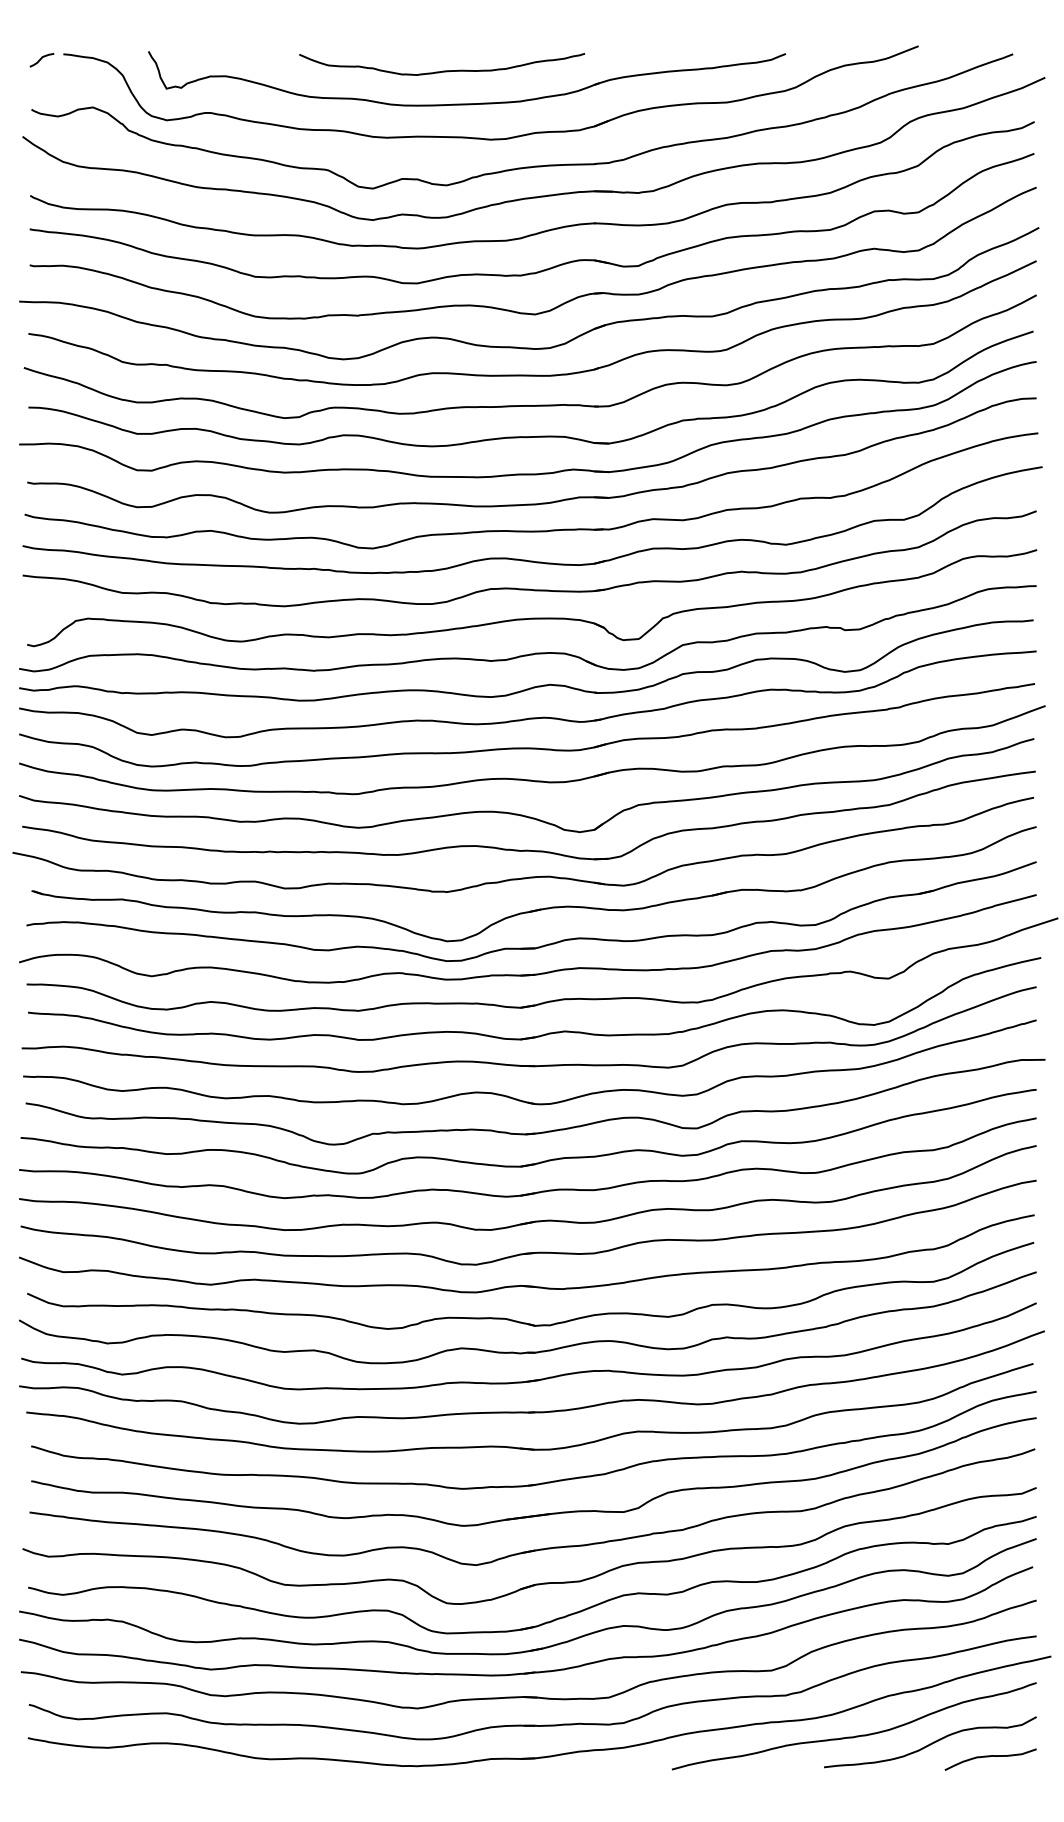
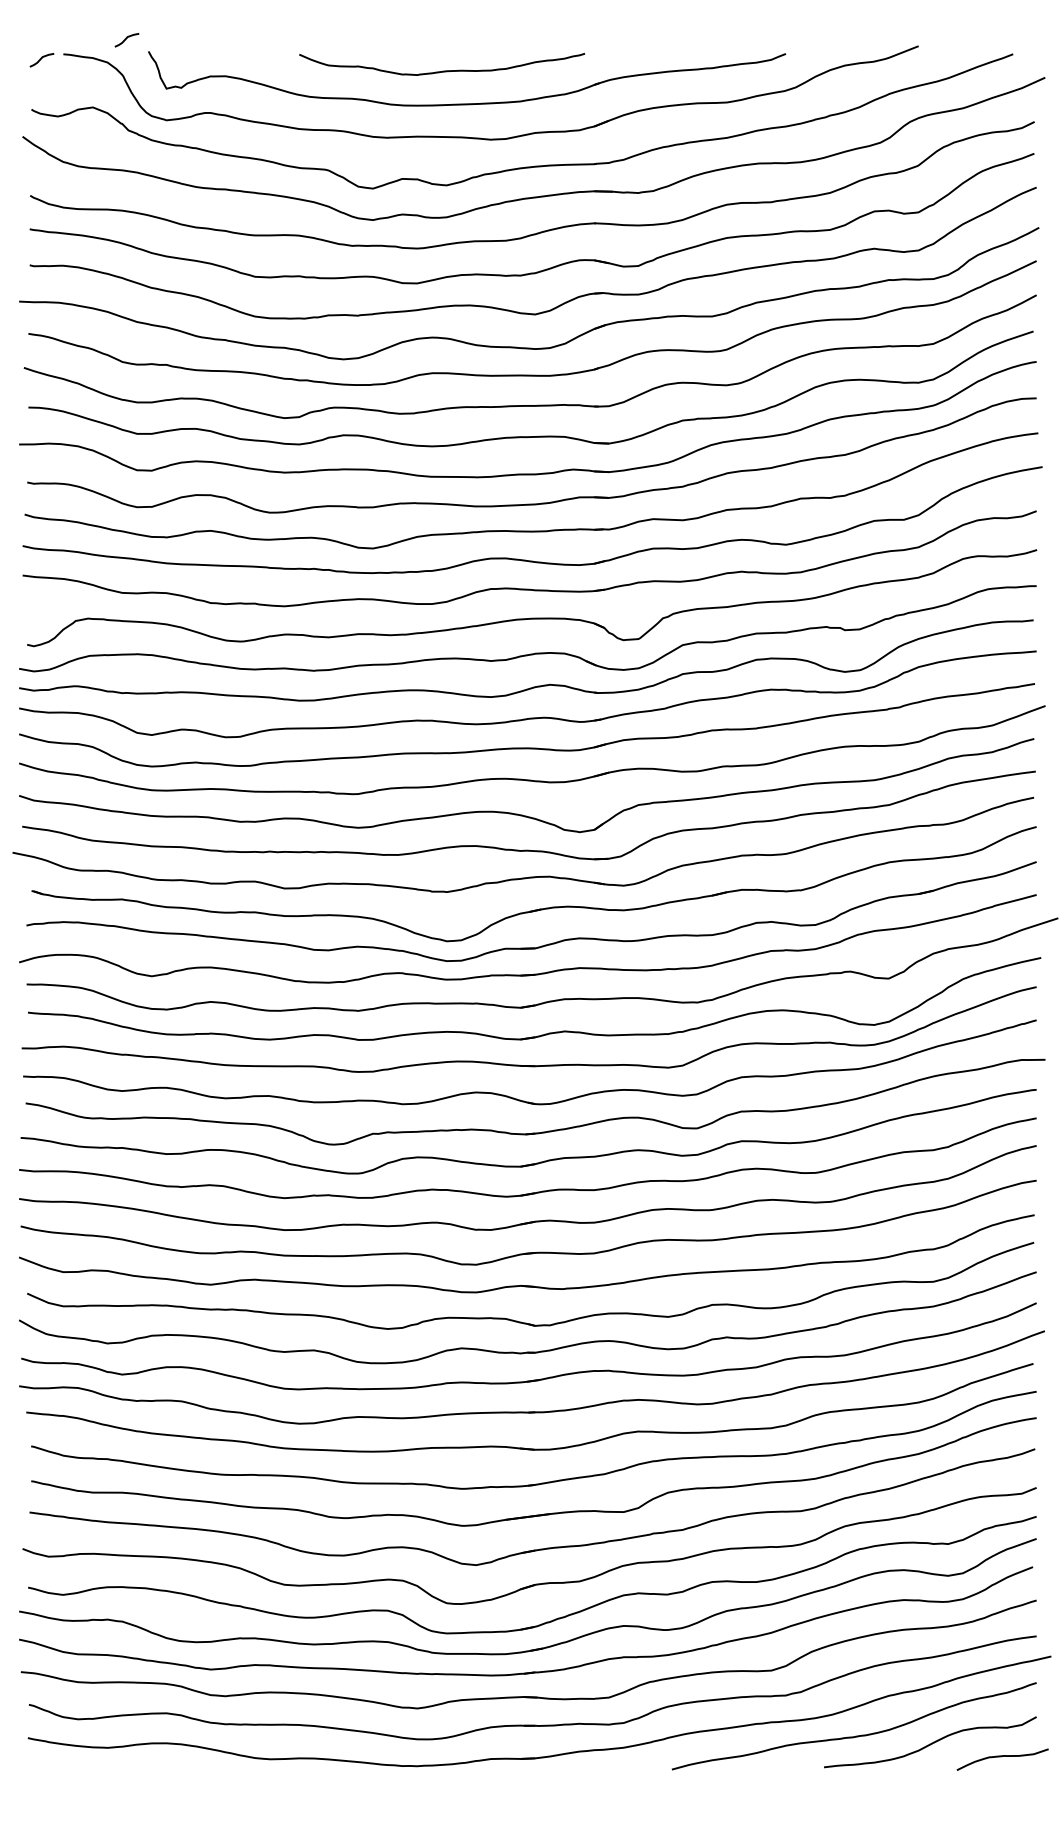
curve: none -> present (126, 39)
curve position: (989, 1757) -> (1001, 1757) (1001, 1757)
